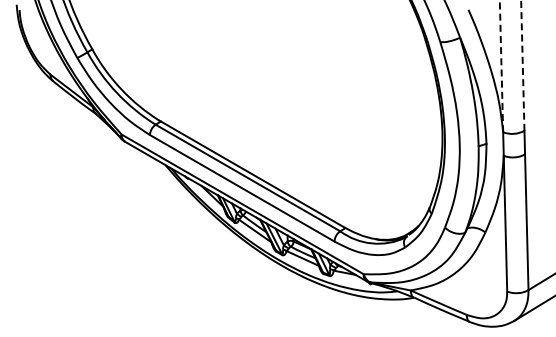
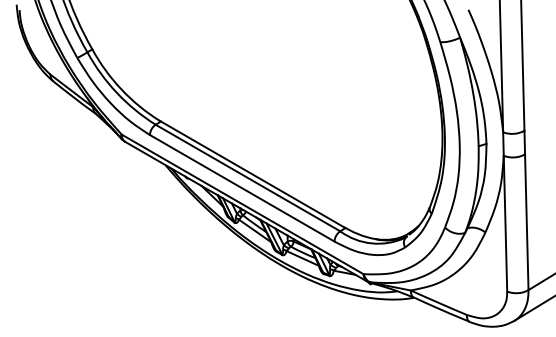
line: dashed -> solid (522, 64)
line: dashed -> solid (501, 66)
